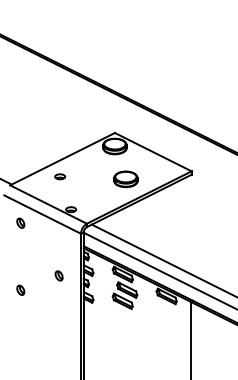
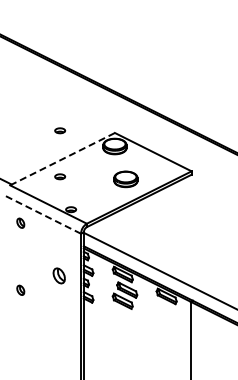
part: none -> present (60, 130)
line: solid -> dashed (62, 159)
line: solid -> dashed (42, 214)
line: present -> none (162, 259)
part size: 10x12 px -> 14x18 px (58, 275)
